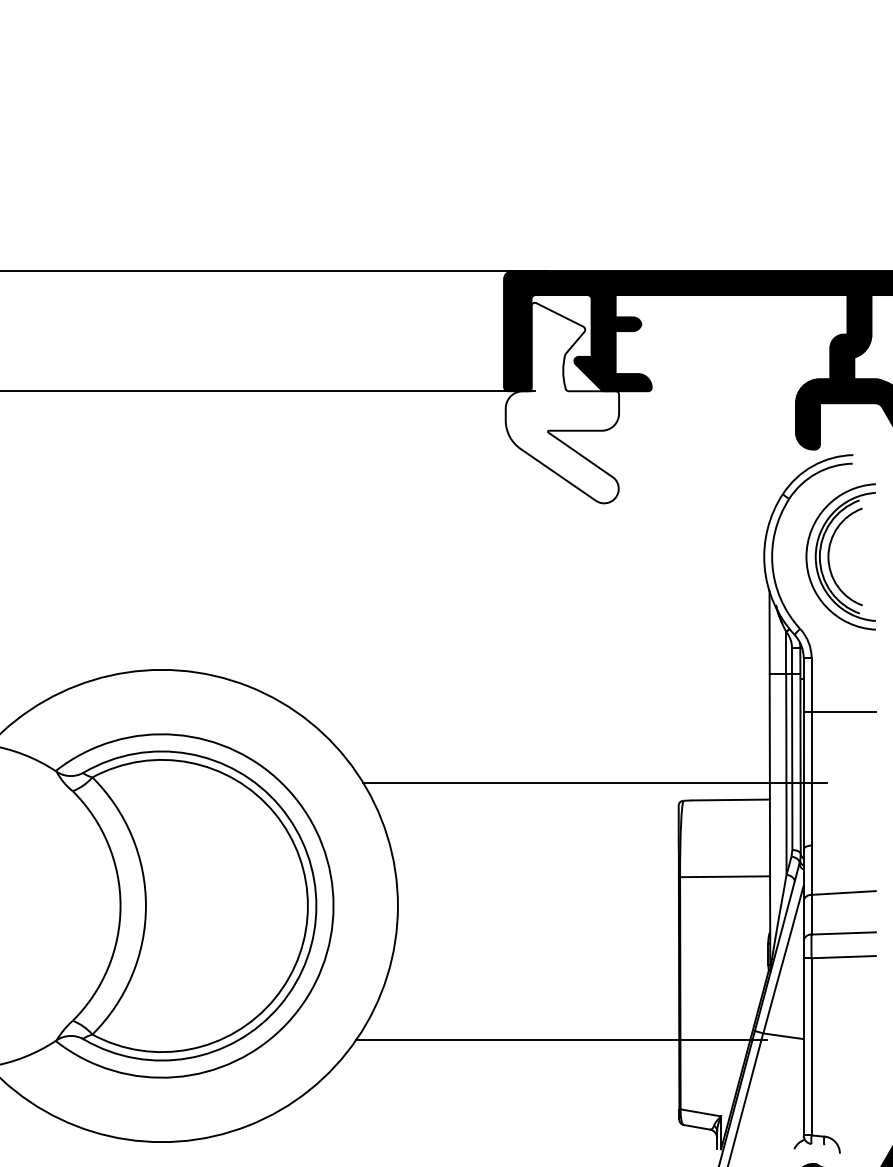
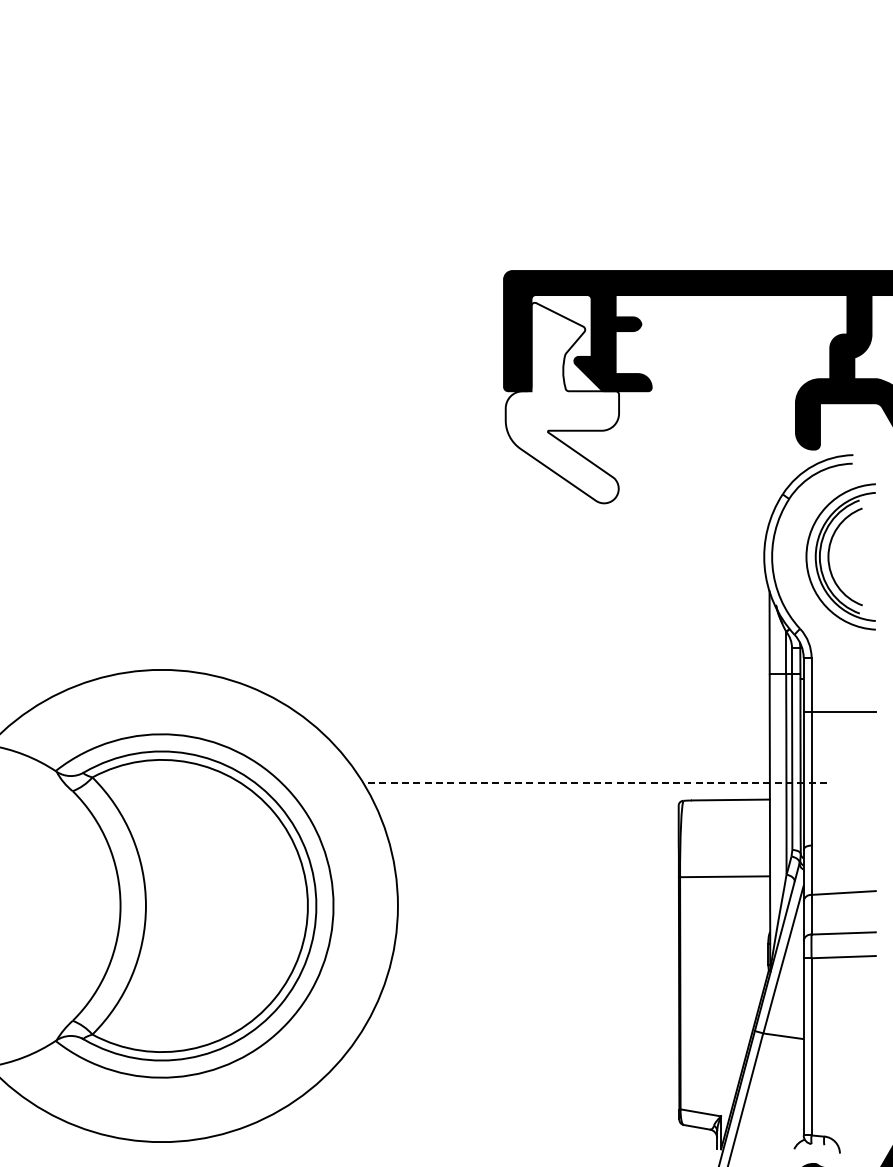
line: present -> none (274, 271)
line: present -> none (268, 391)
line: solid -> dashed (595, 782)
line: present -> none (561, 1040)
